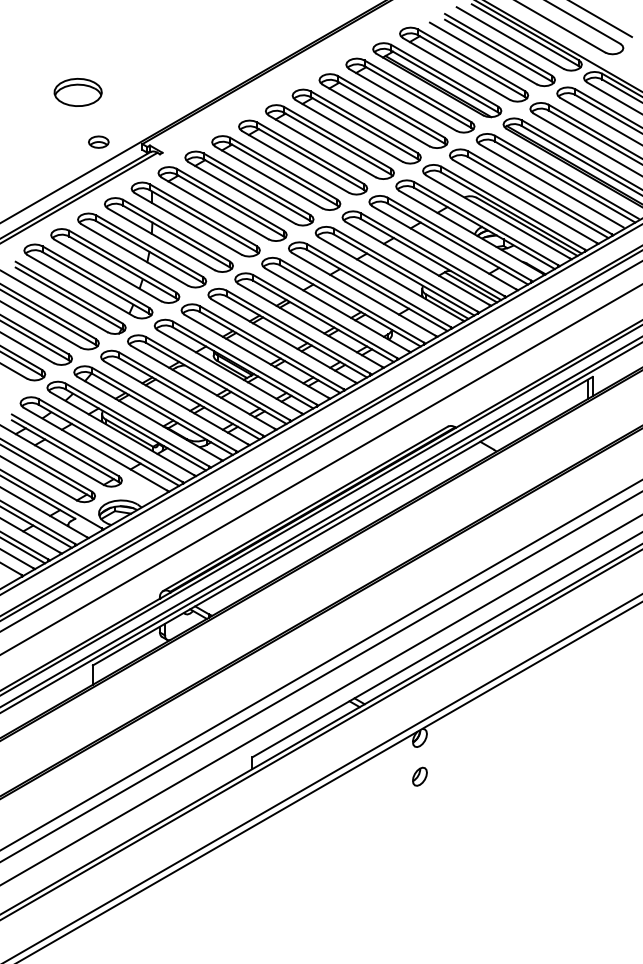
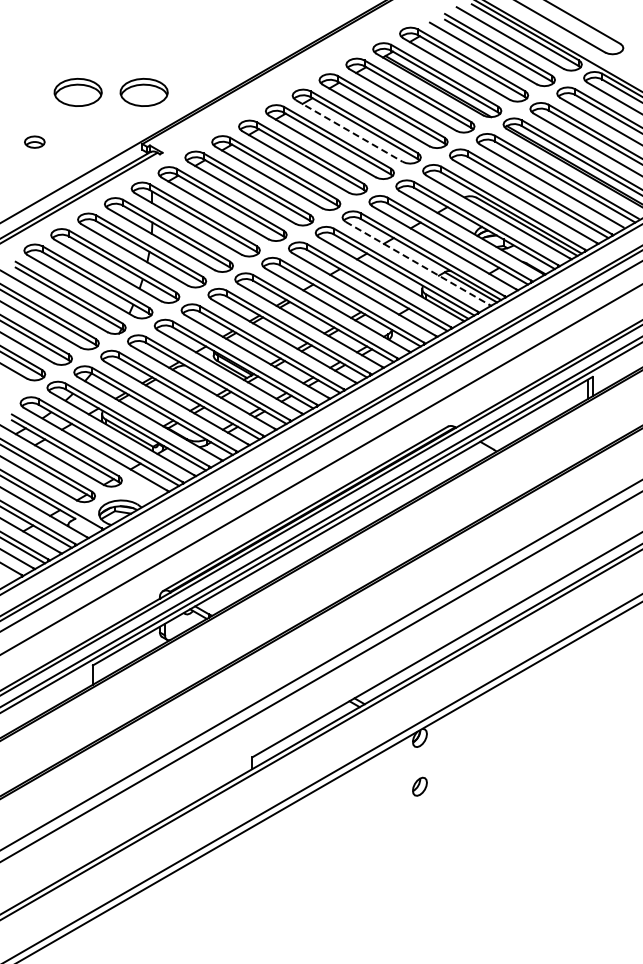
line: present -> none (601, 19)
part: none -> present (143, 92)
line: solid -> dashed (349, 130)
part position: (98, 141) -> (34, 141) (34, 141)
line: solid -> dashed (417, 263)
line: present -> none (320, 700)
part position: (419, 776) -> (419, 786) (419, 786)
